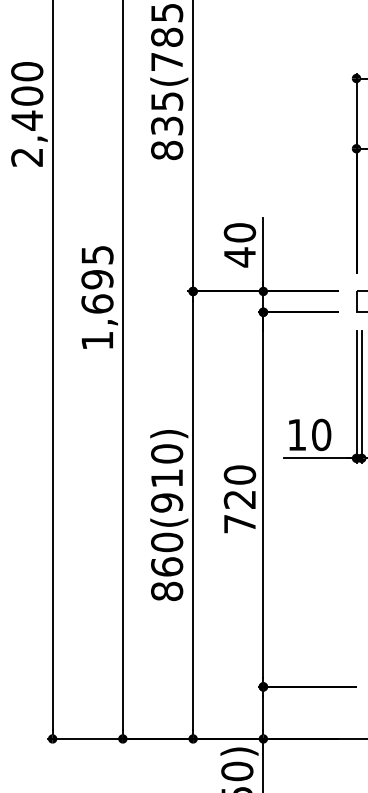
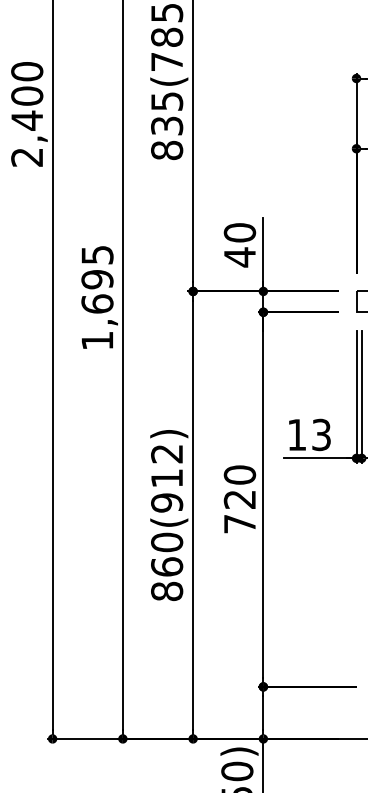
text: 10 -> 13 (321, 434)
text: 860(910) -> 860(912) (167, 453)
